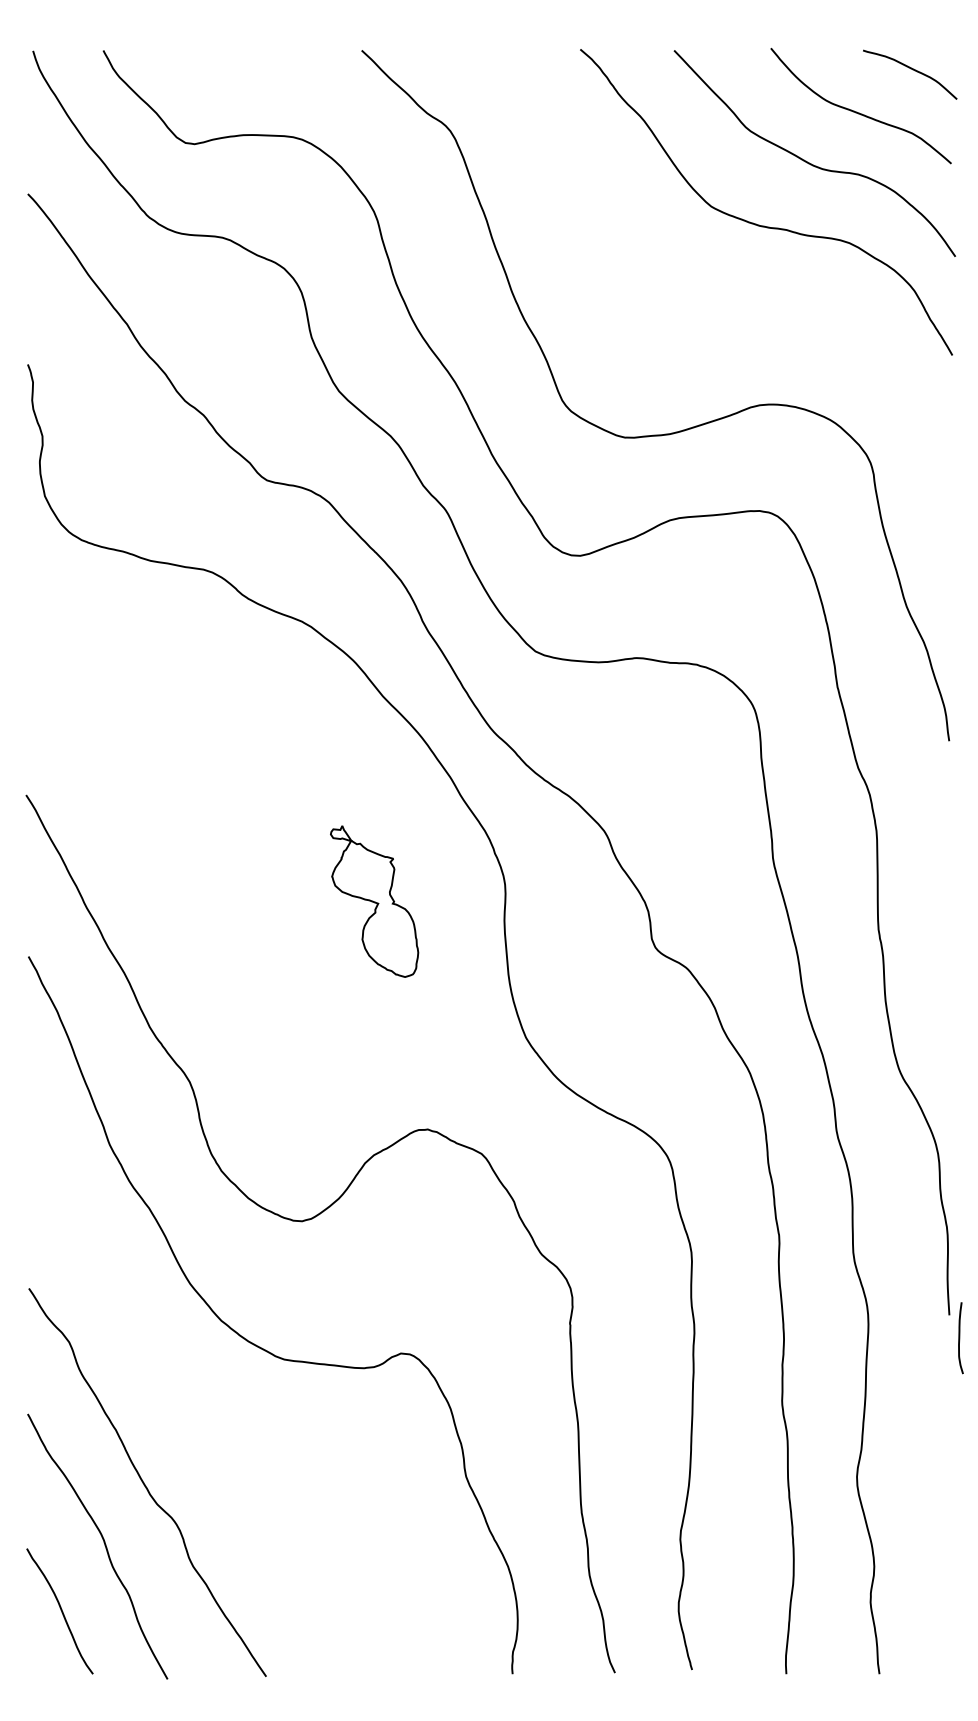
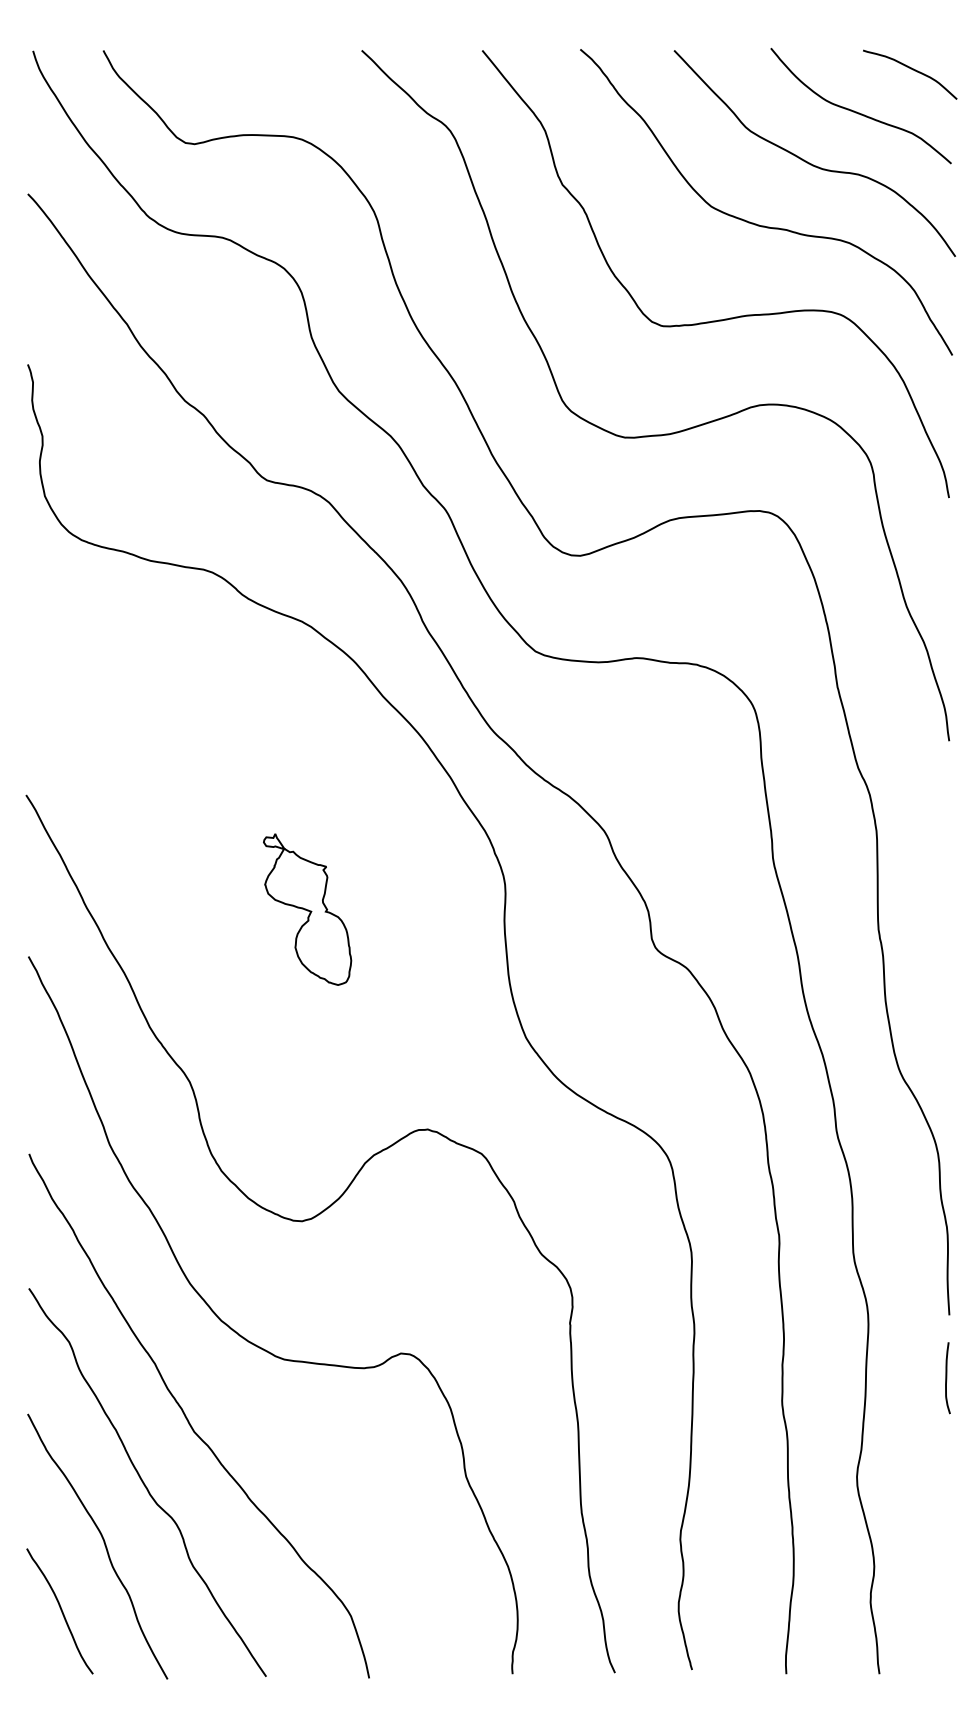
curve: none -> present (724, 318)
part position: (374, 901) -> (307, 909) (307, 909)
curve position: (960, 1338) -> (947, 1378) (947, 1378)
curve: none -> present (188, 1419)
